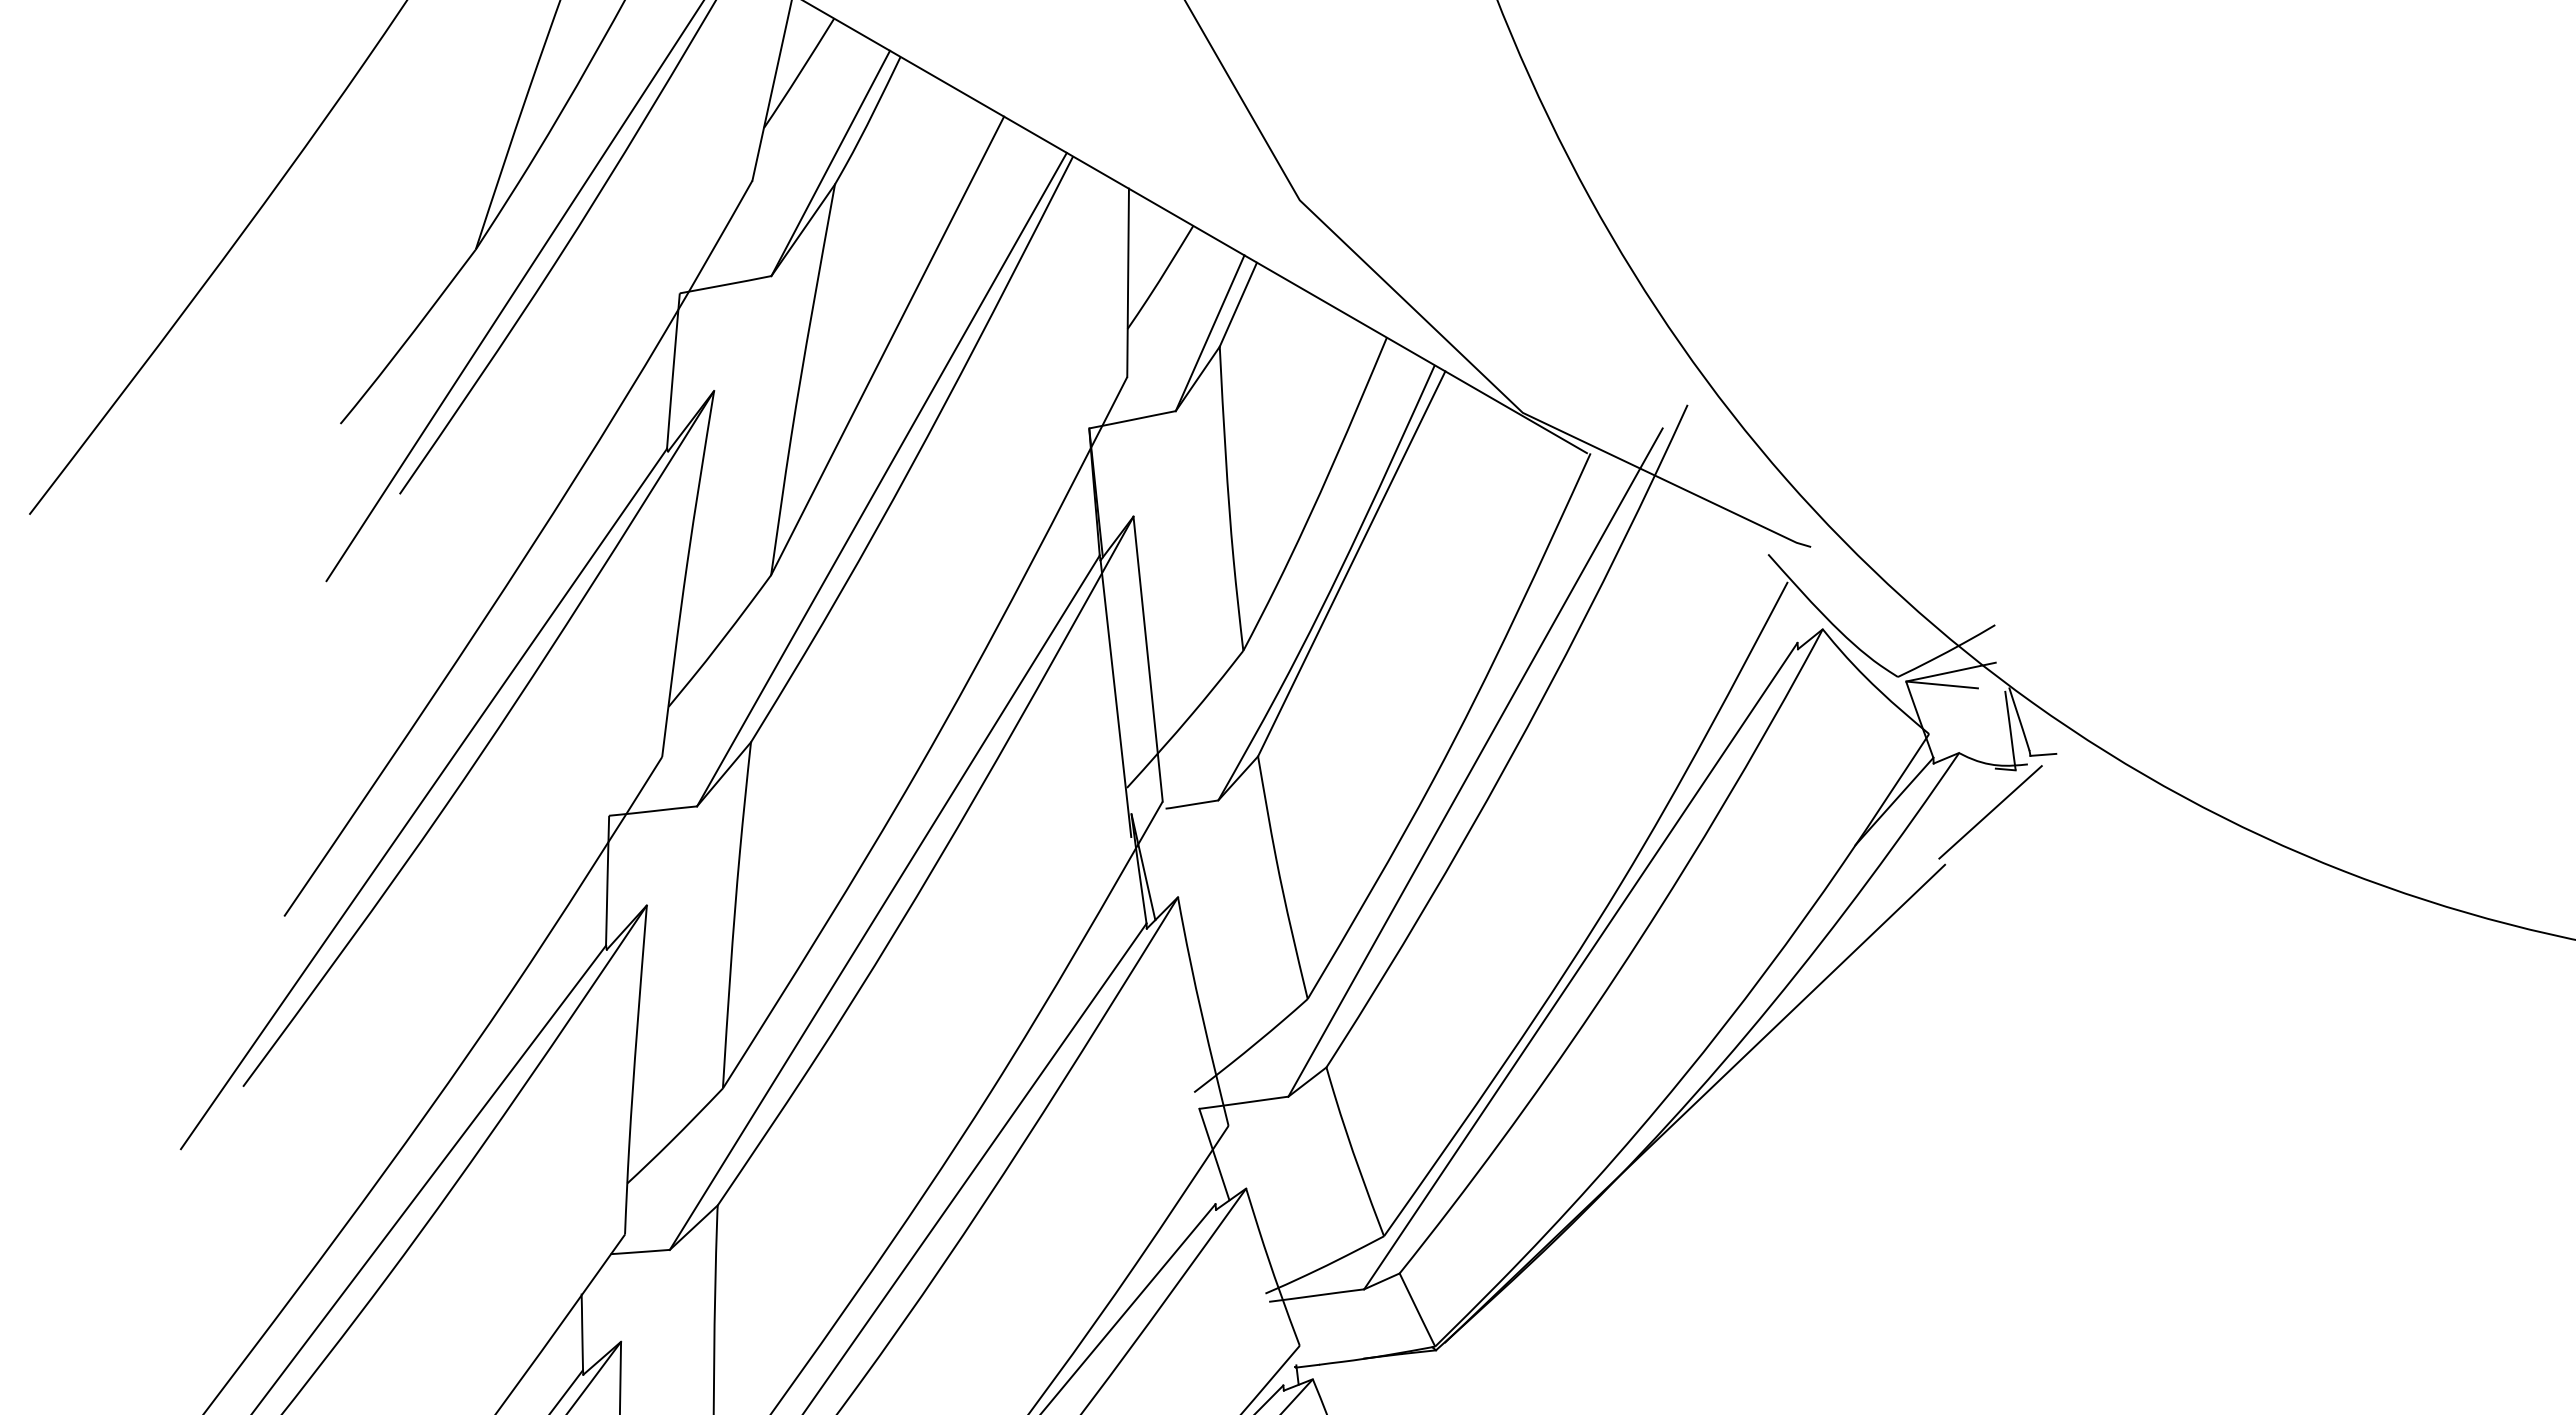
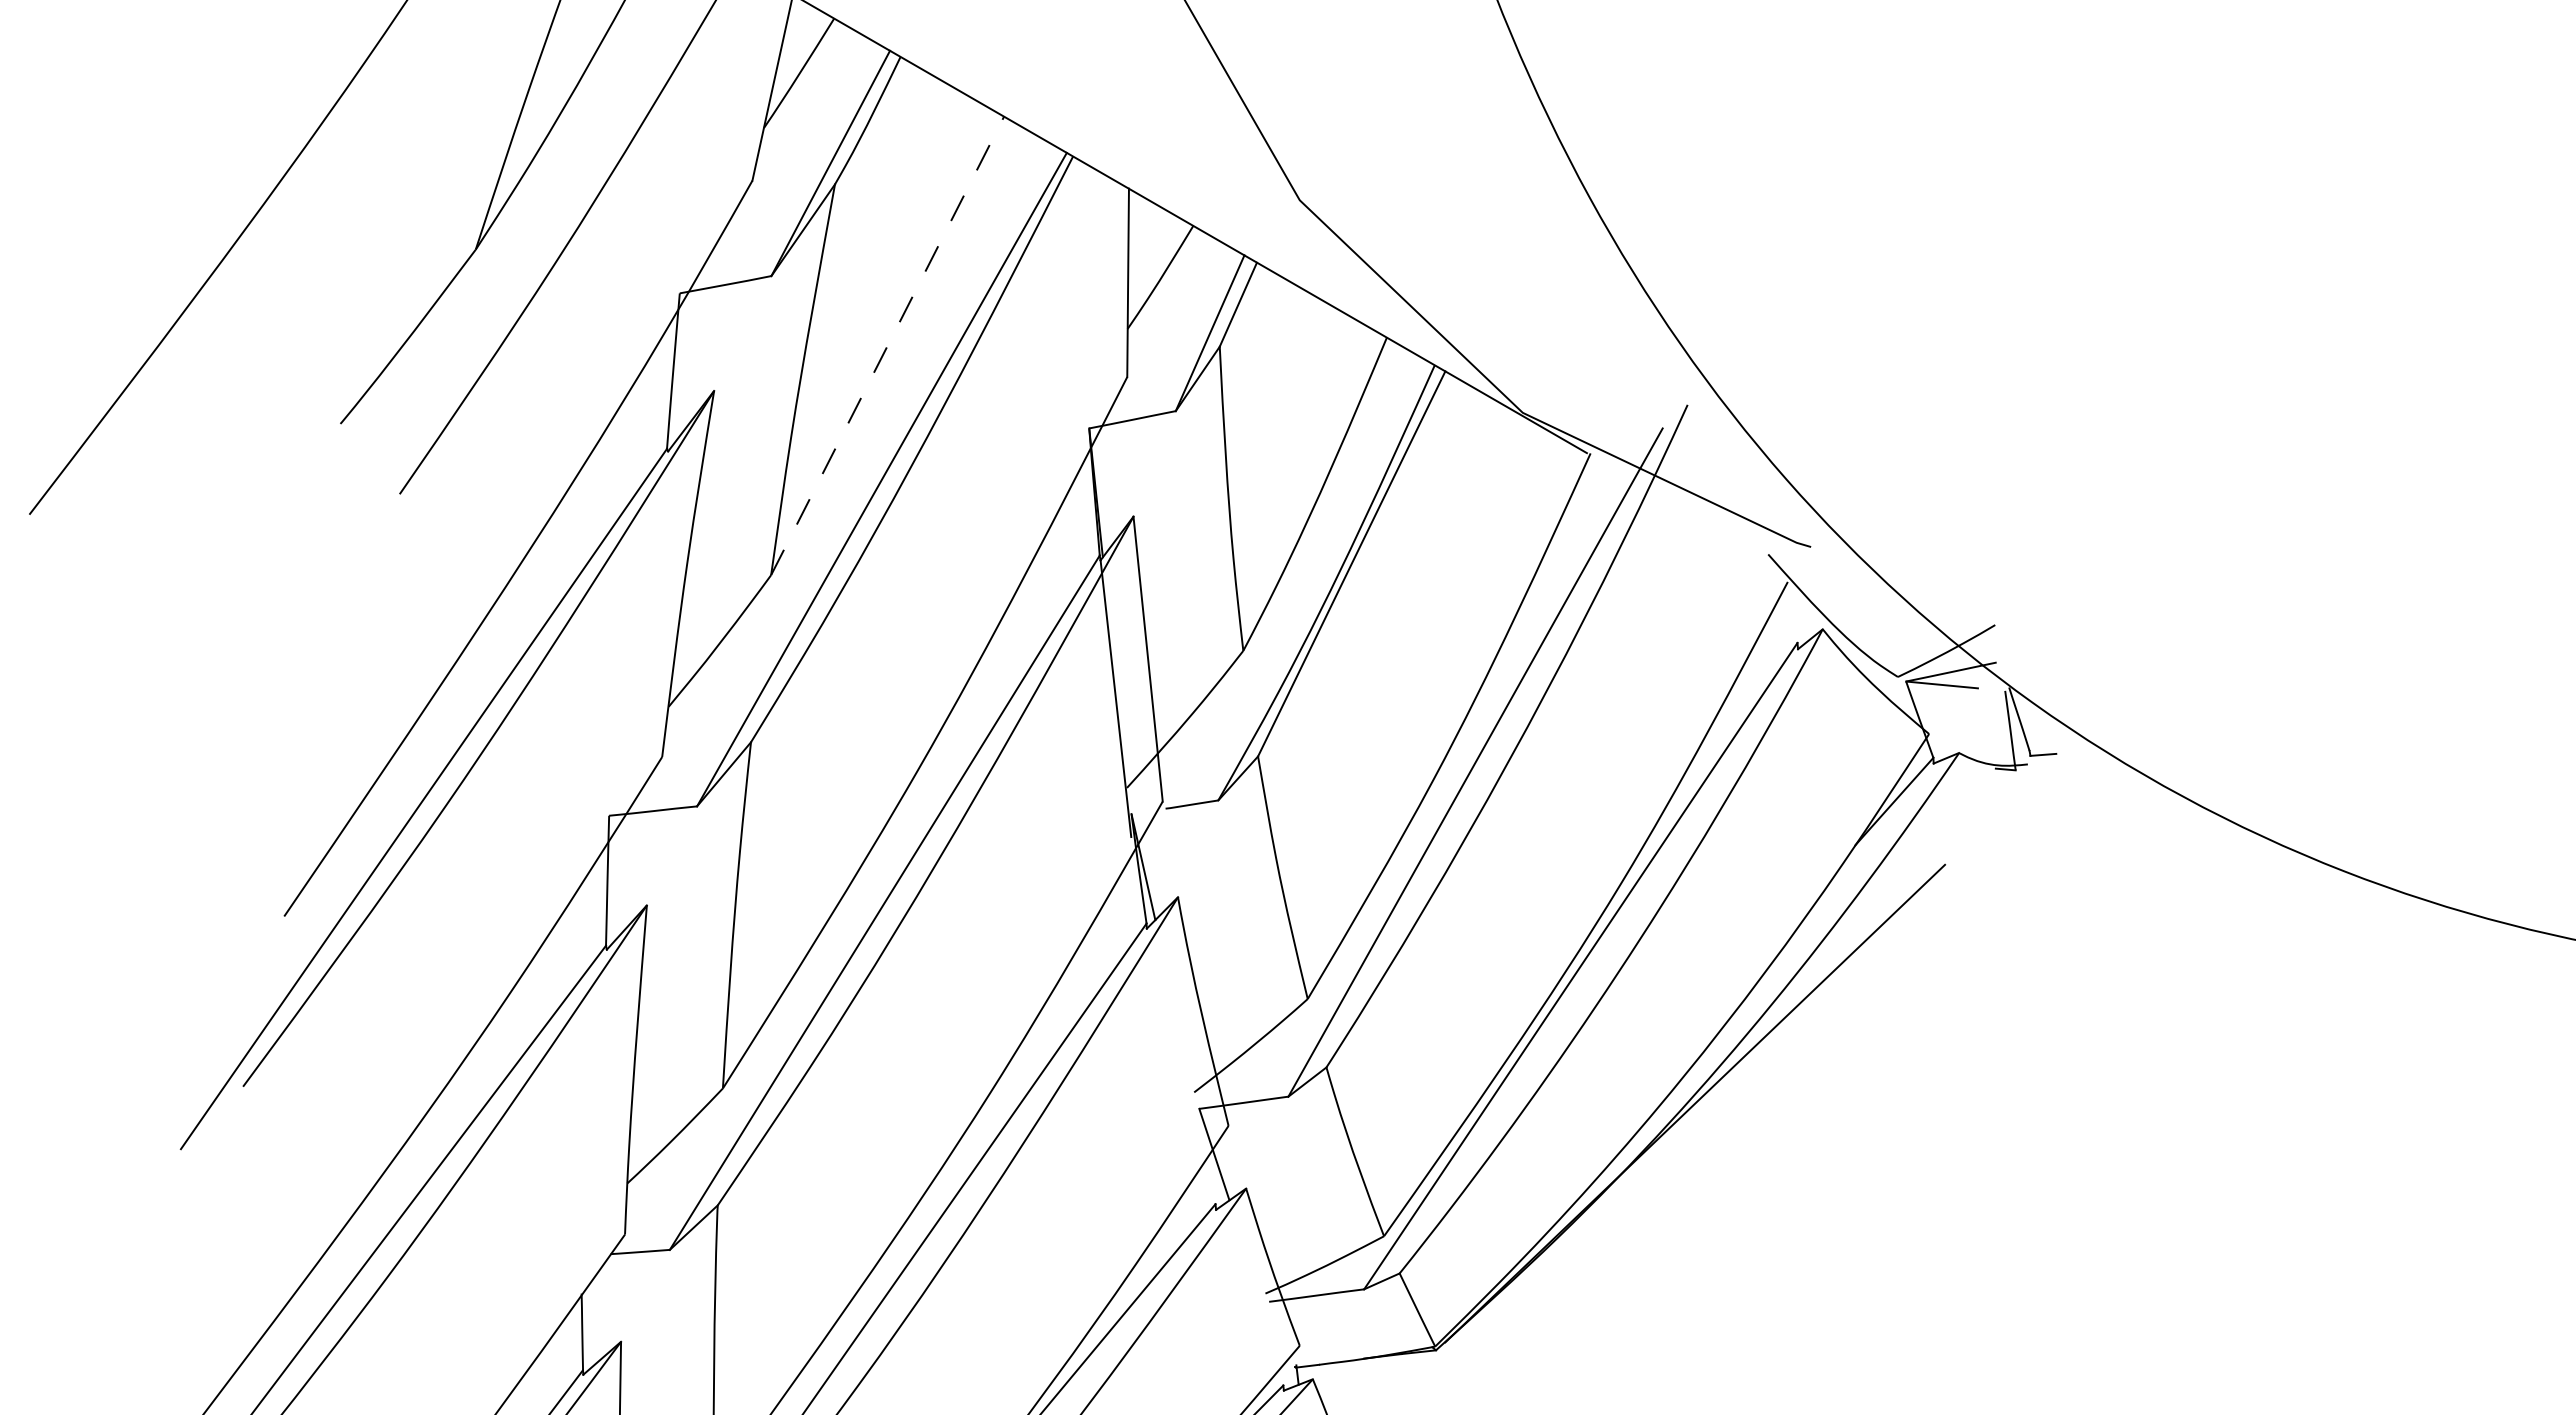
line: present -> none (514, 291)
line: solid -> dashed (887, 345)
line: present -> none (1990, 812)
